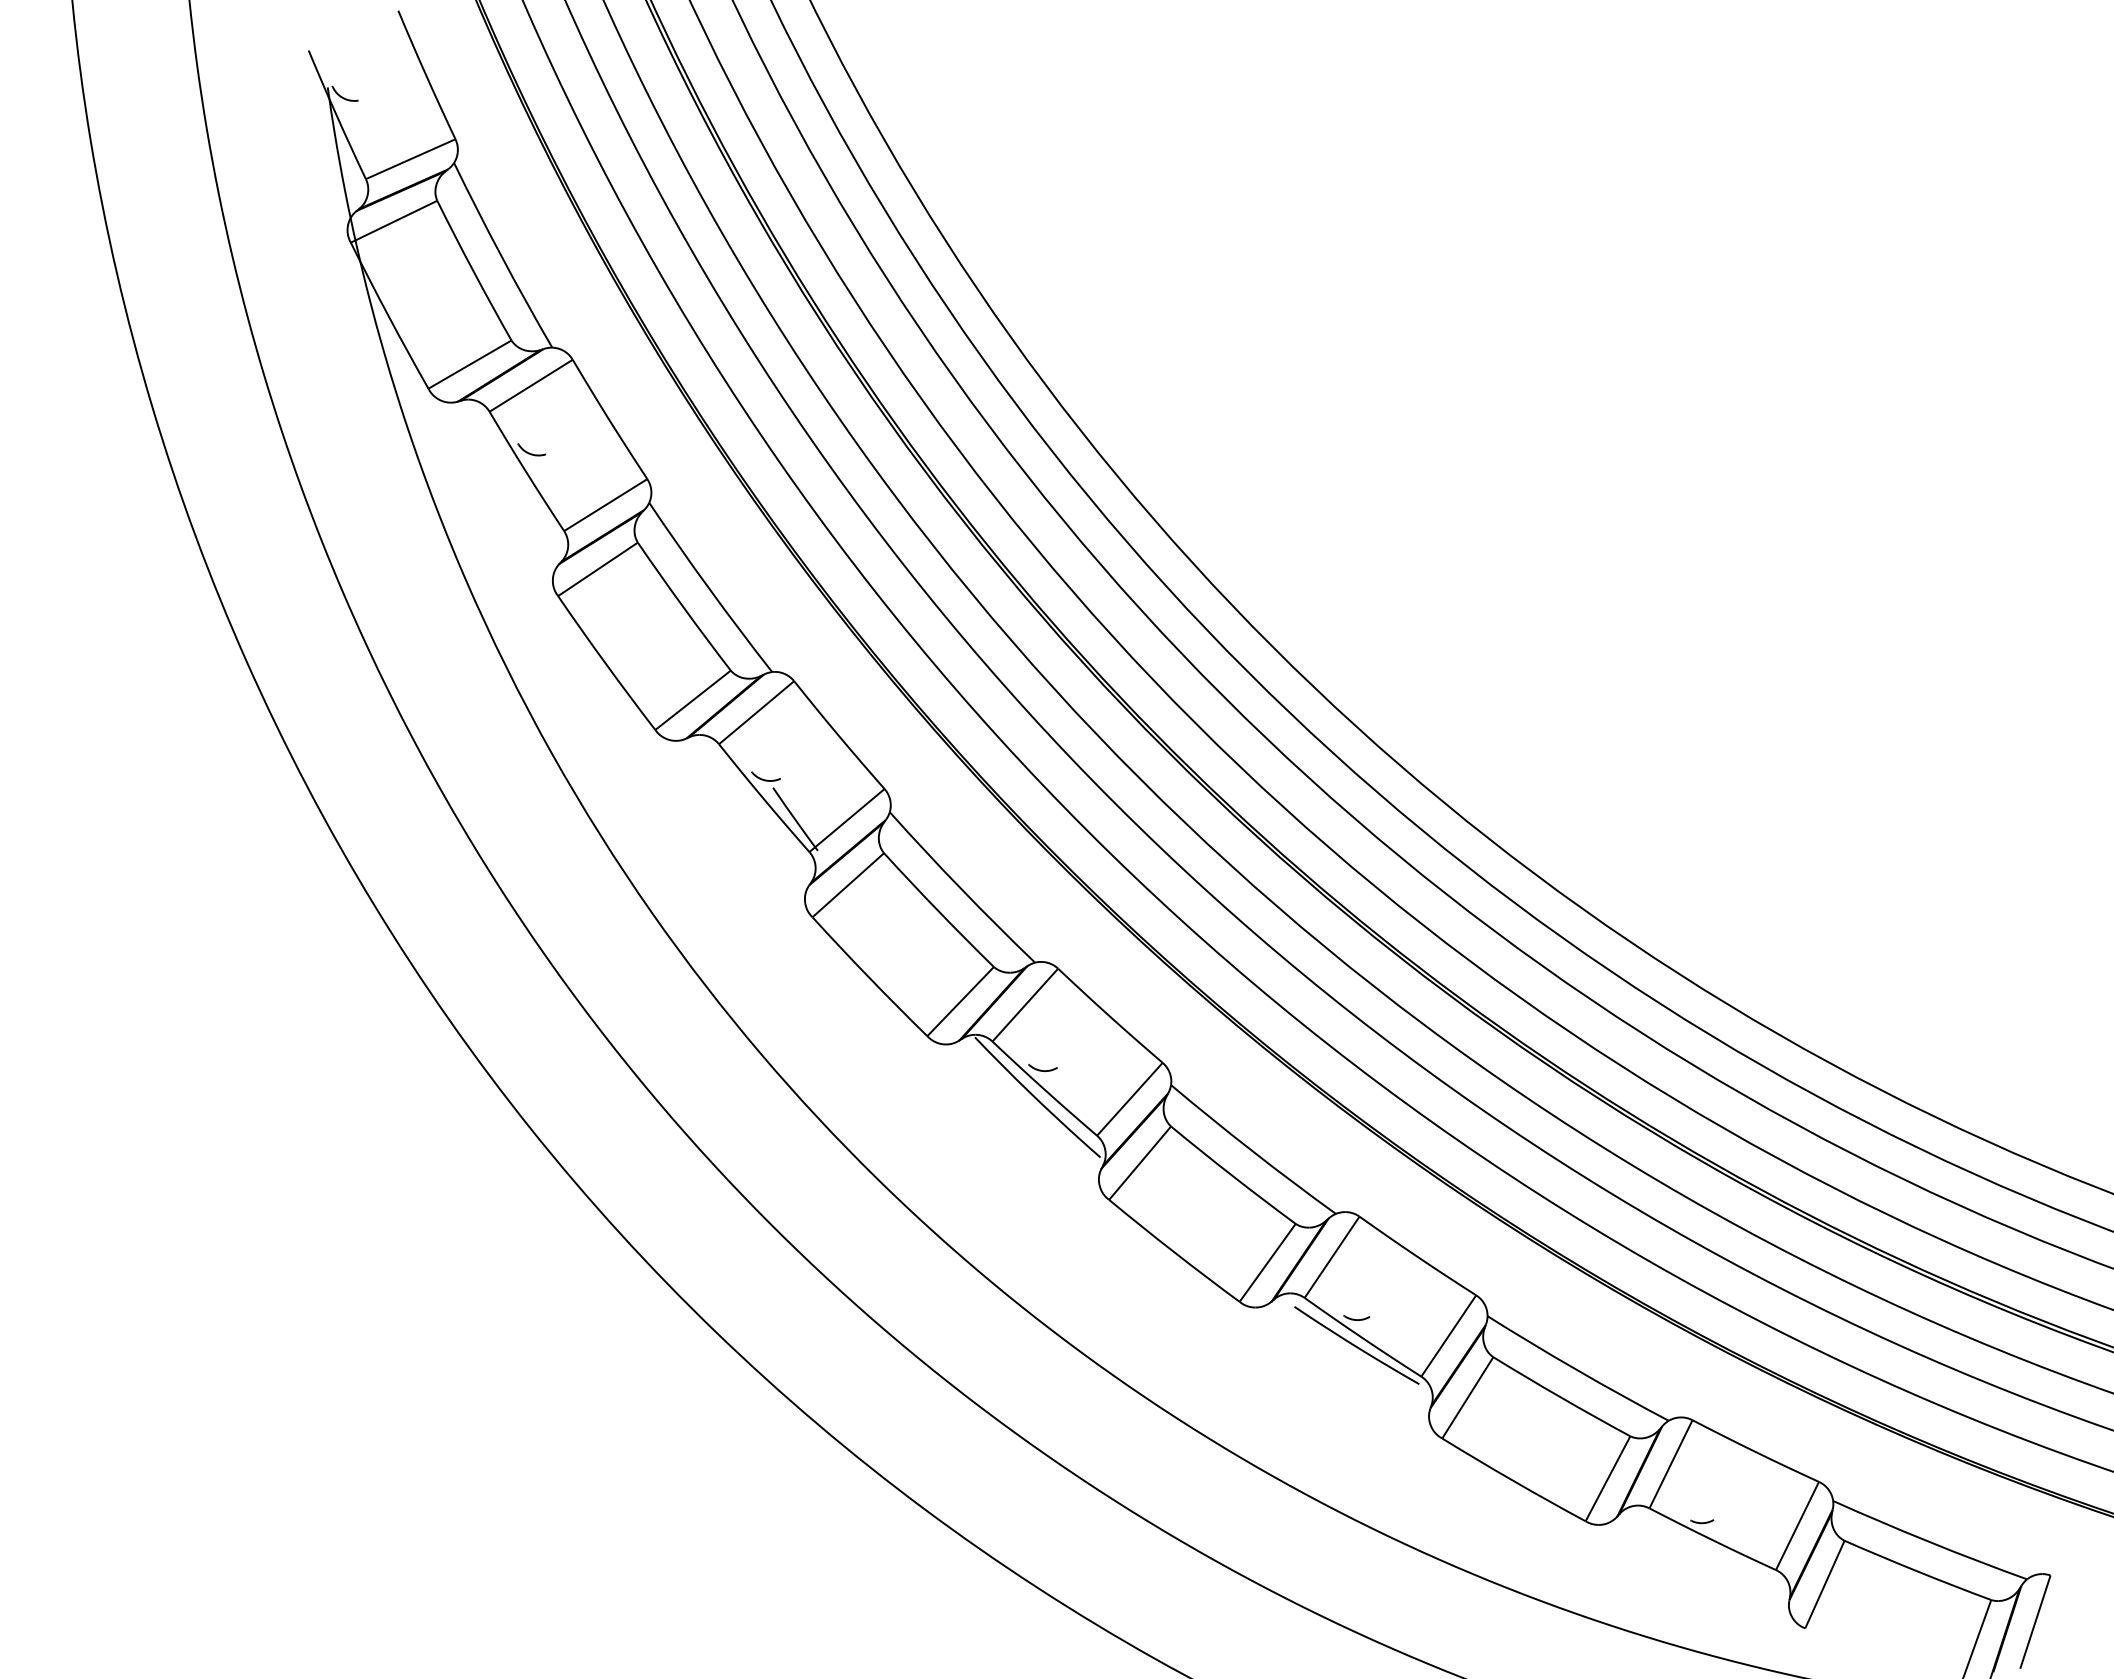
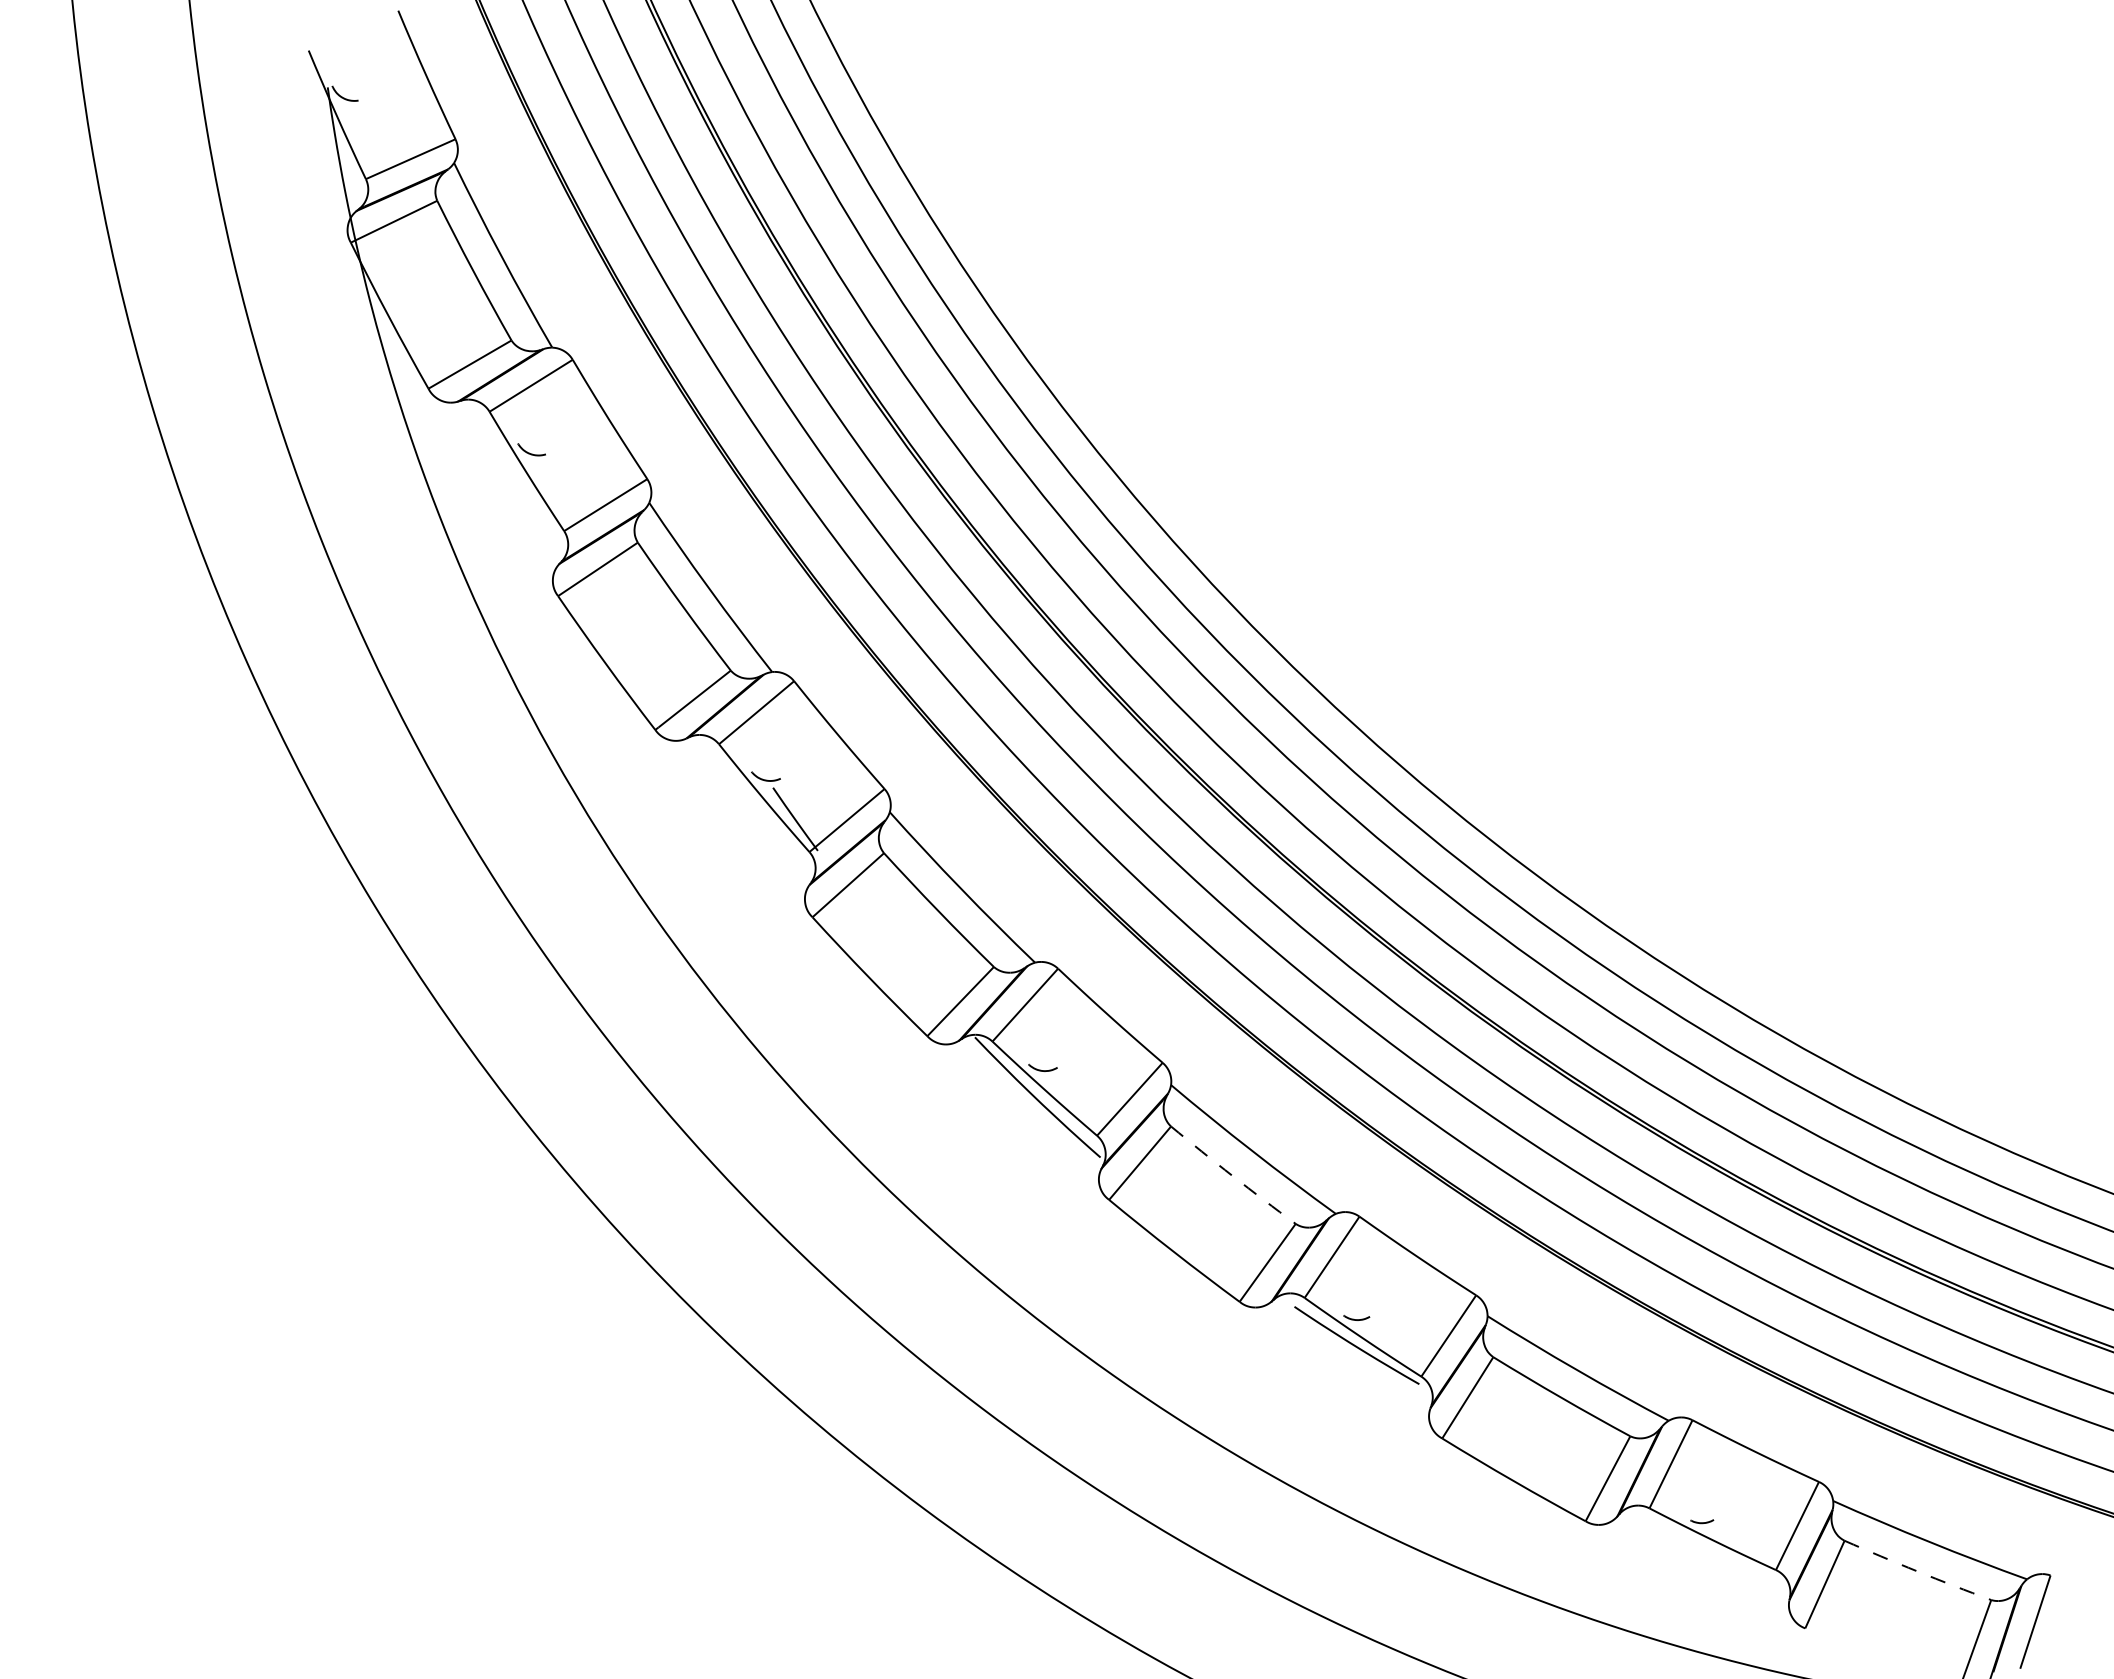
arc: solid -> dashed (1232, 1176)
arc: solid -> dashed (1917, 1571)
